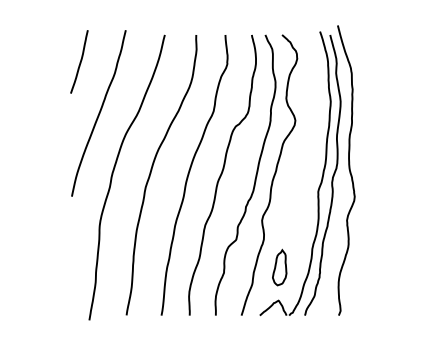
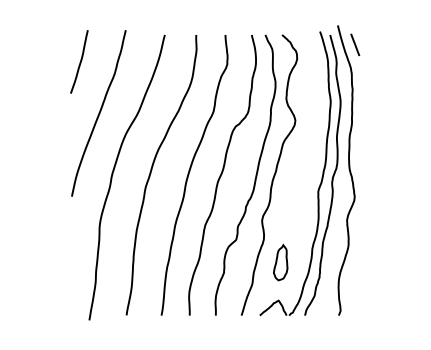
line: none -> present (355, 44)
part position: (279, 267) -> (280, 262) (280, 262)
